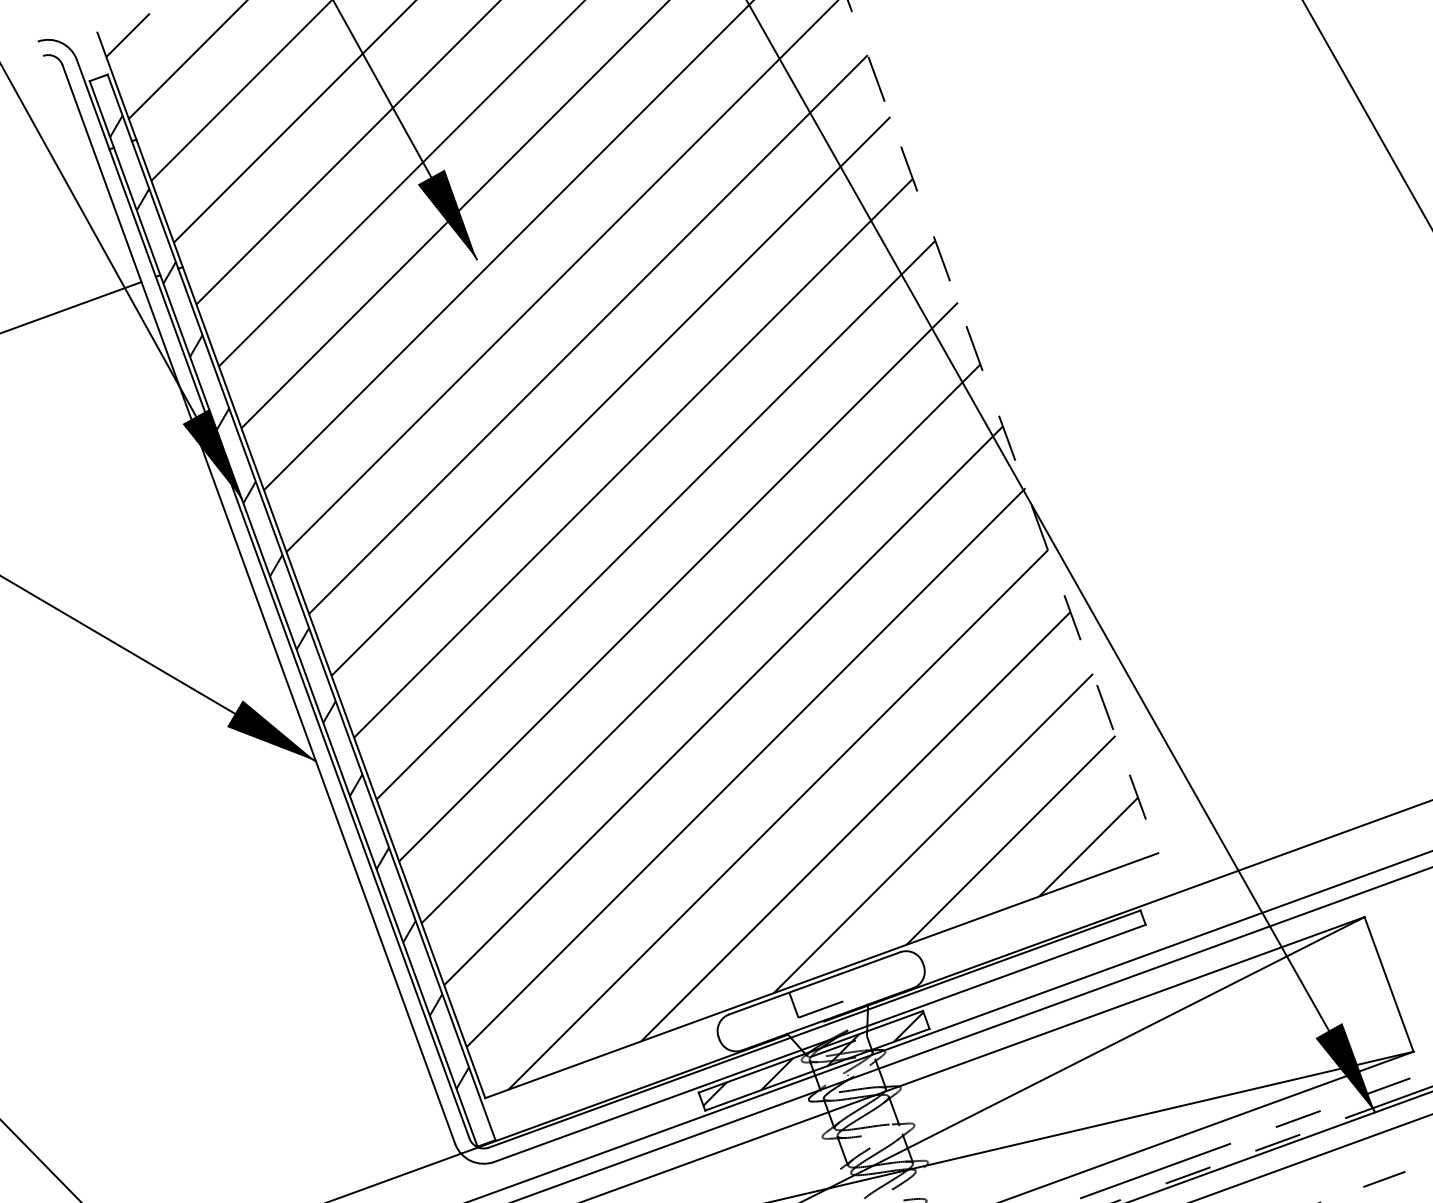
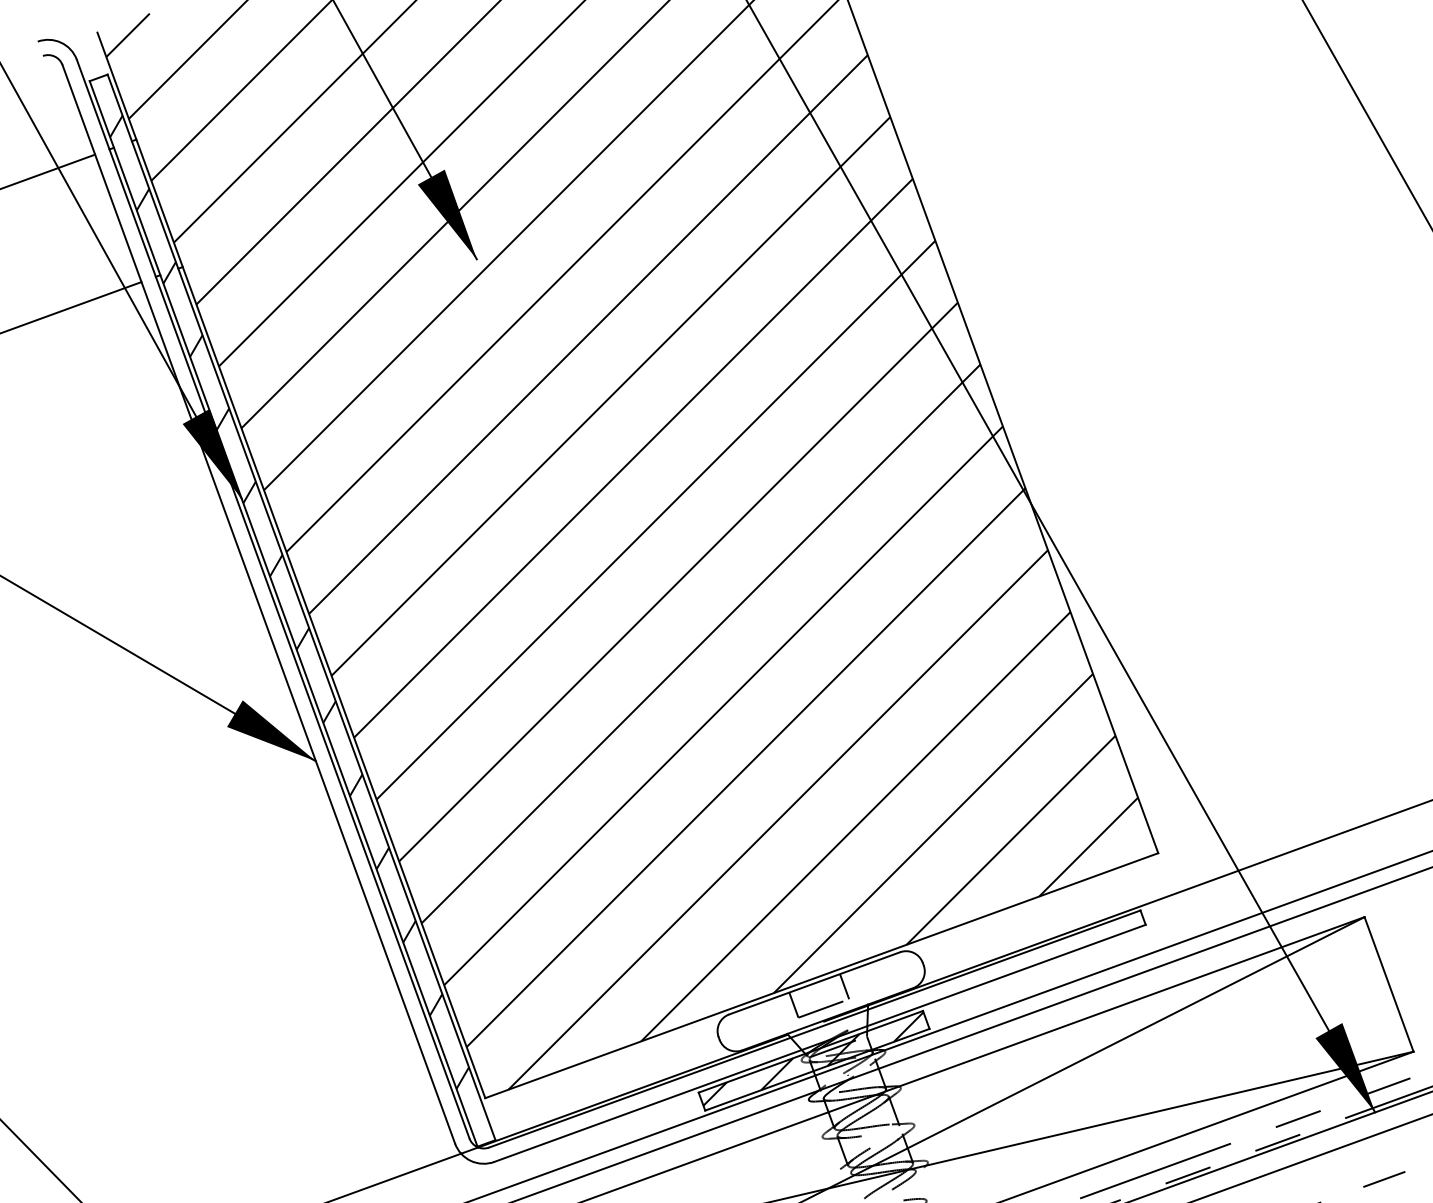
line: none -> present (48, 171)
line: dashed -> solid (1003, 426)
line: none -> present (844, 986)
